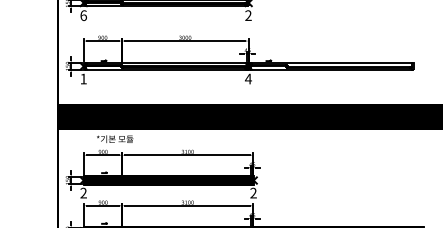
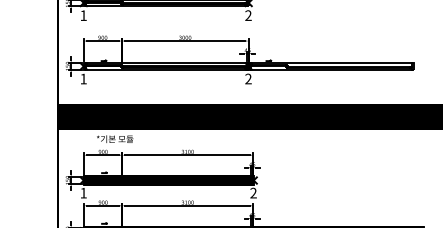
text: 6 -> 1 (83, 15)
text: 4 -> 2 (248, 78)
text: 2 -> 1 (83, 192)
